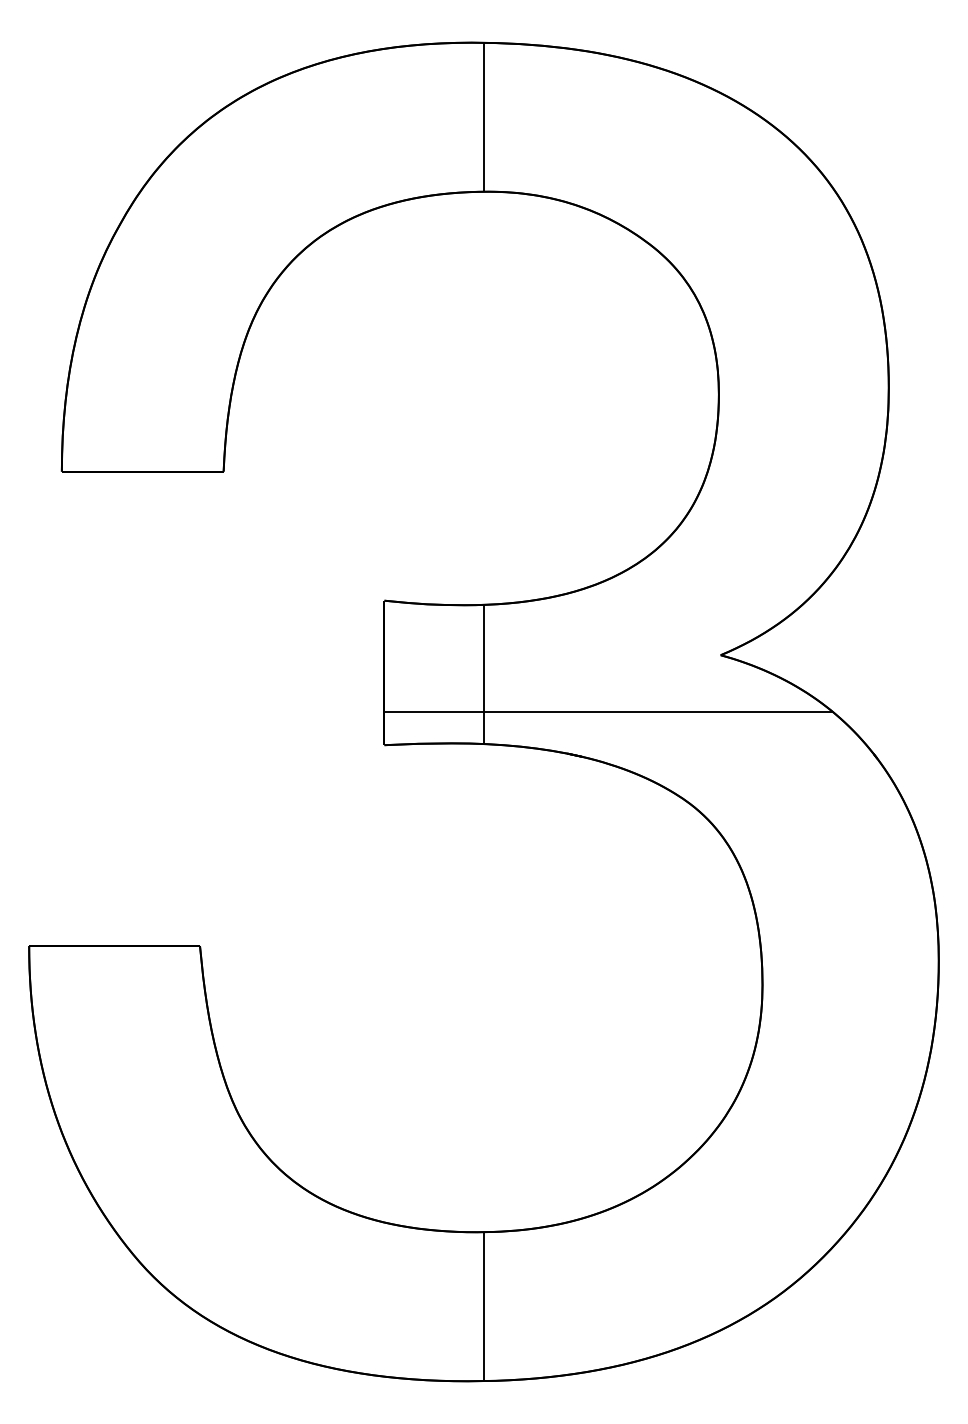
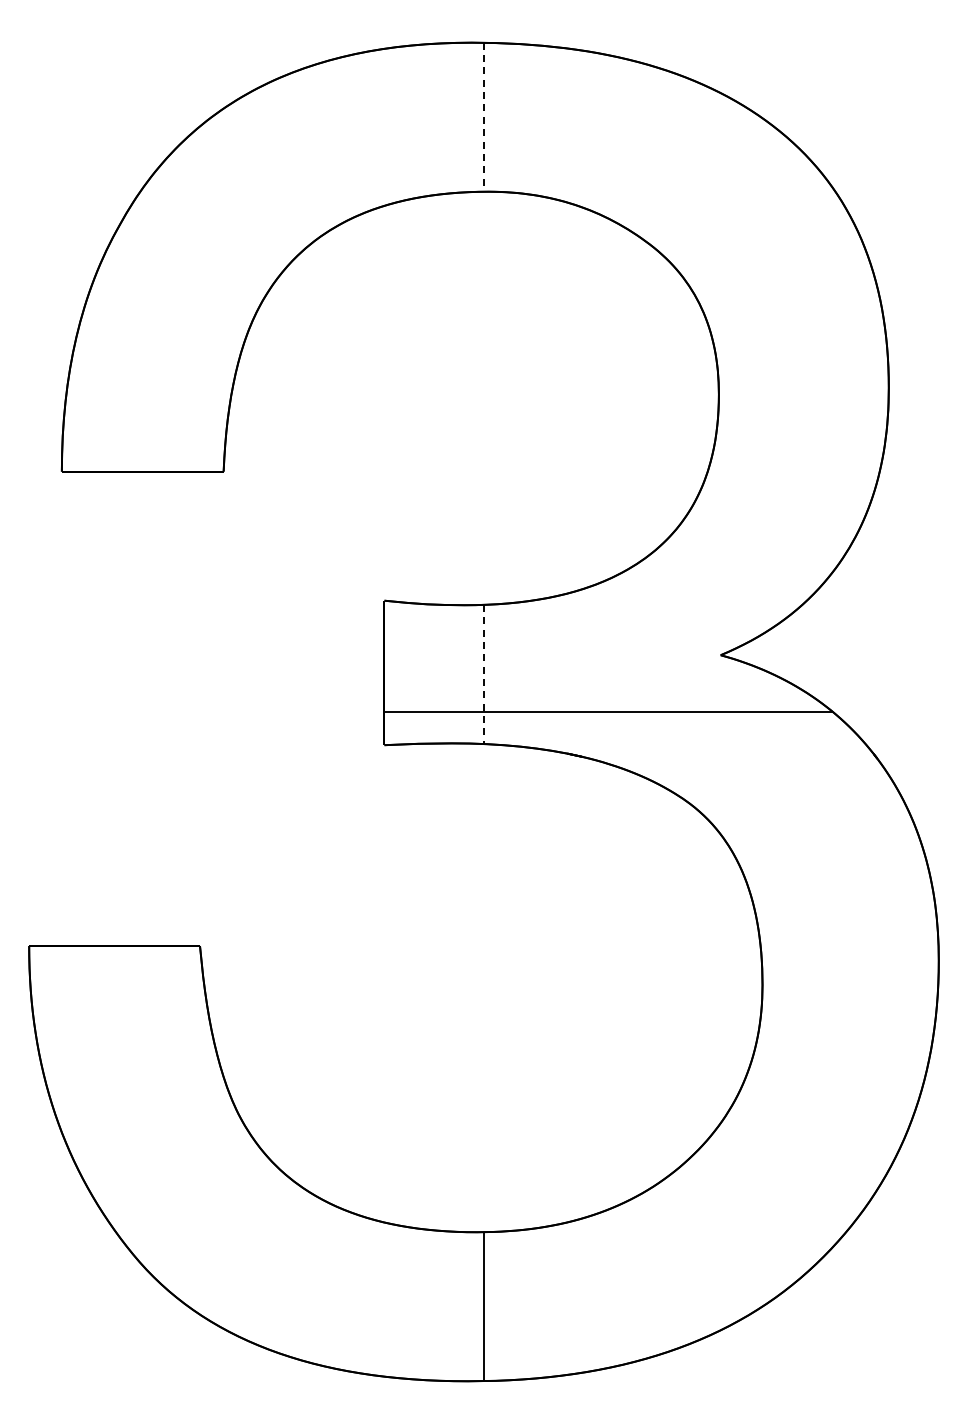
line: solid -> dashed (483, 117)
line: solid -> dashed (483, 674)
